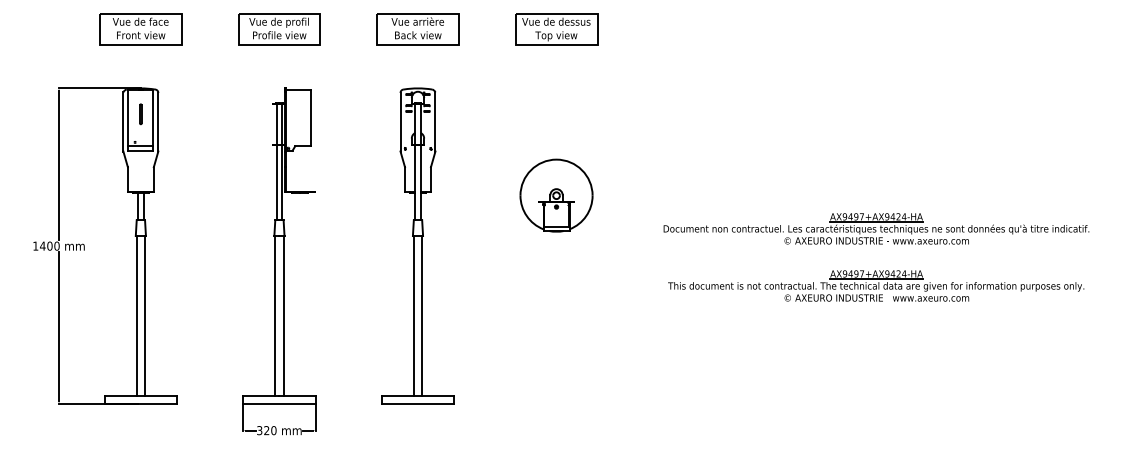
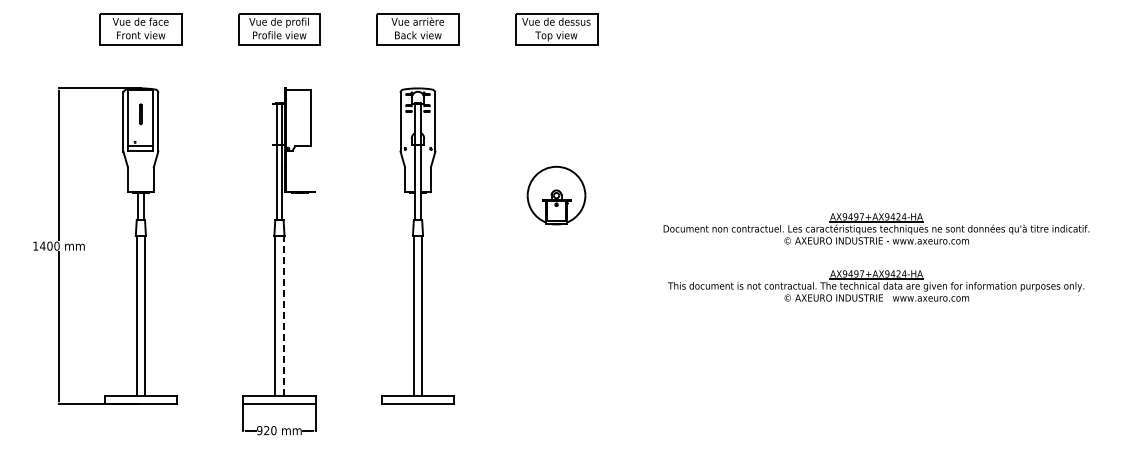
part size: 75x75 px -> 61x61 px (556, 195)
line: solid -> dashed (283, 315)
text: 320 -> 920 (259, 430)
